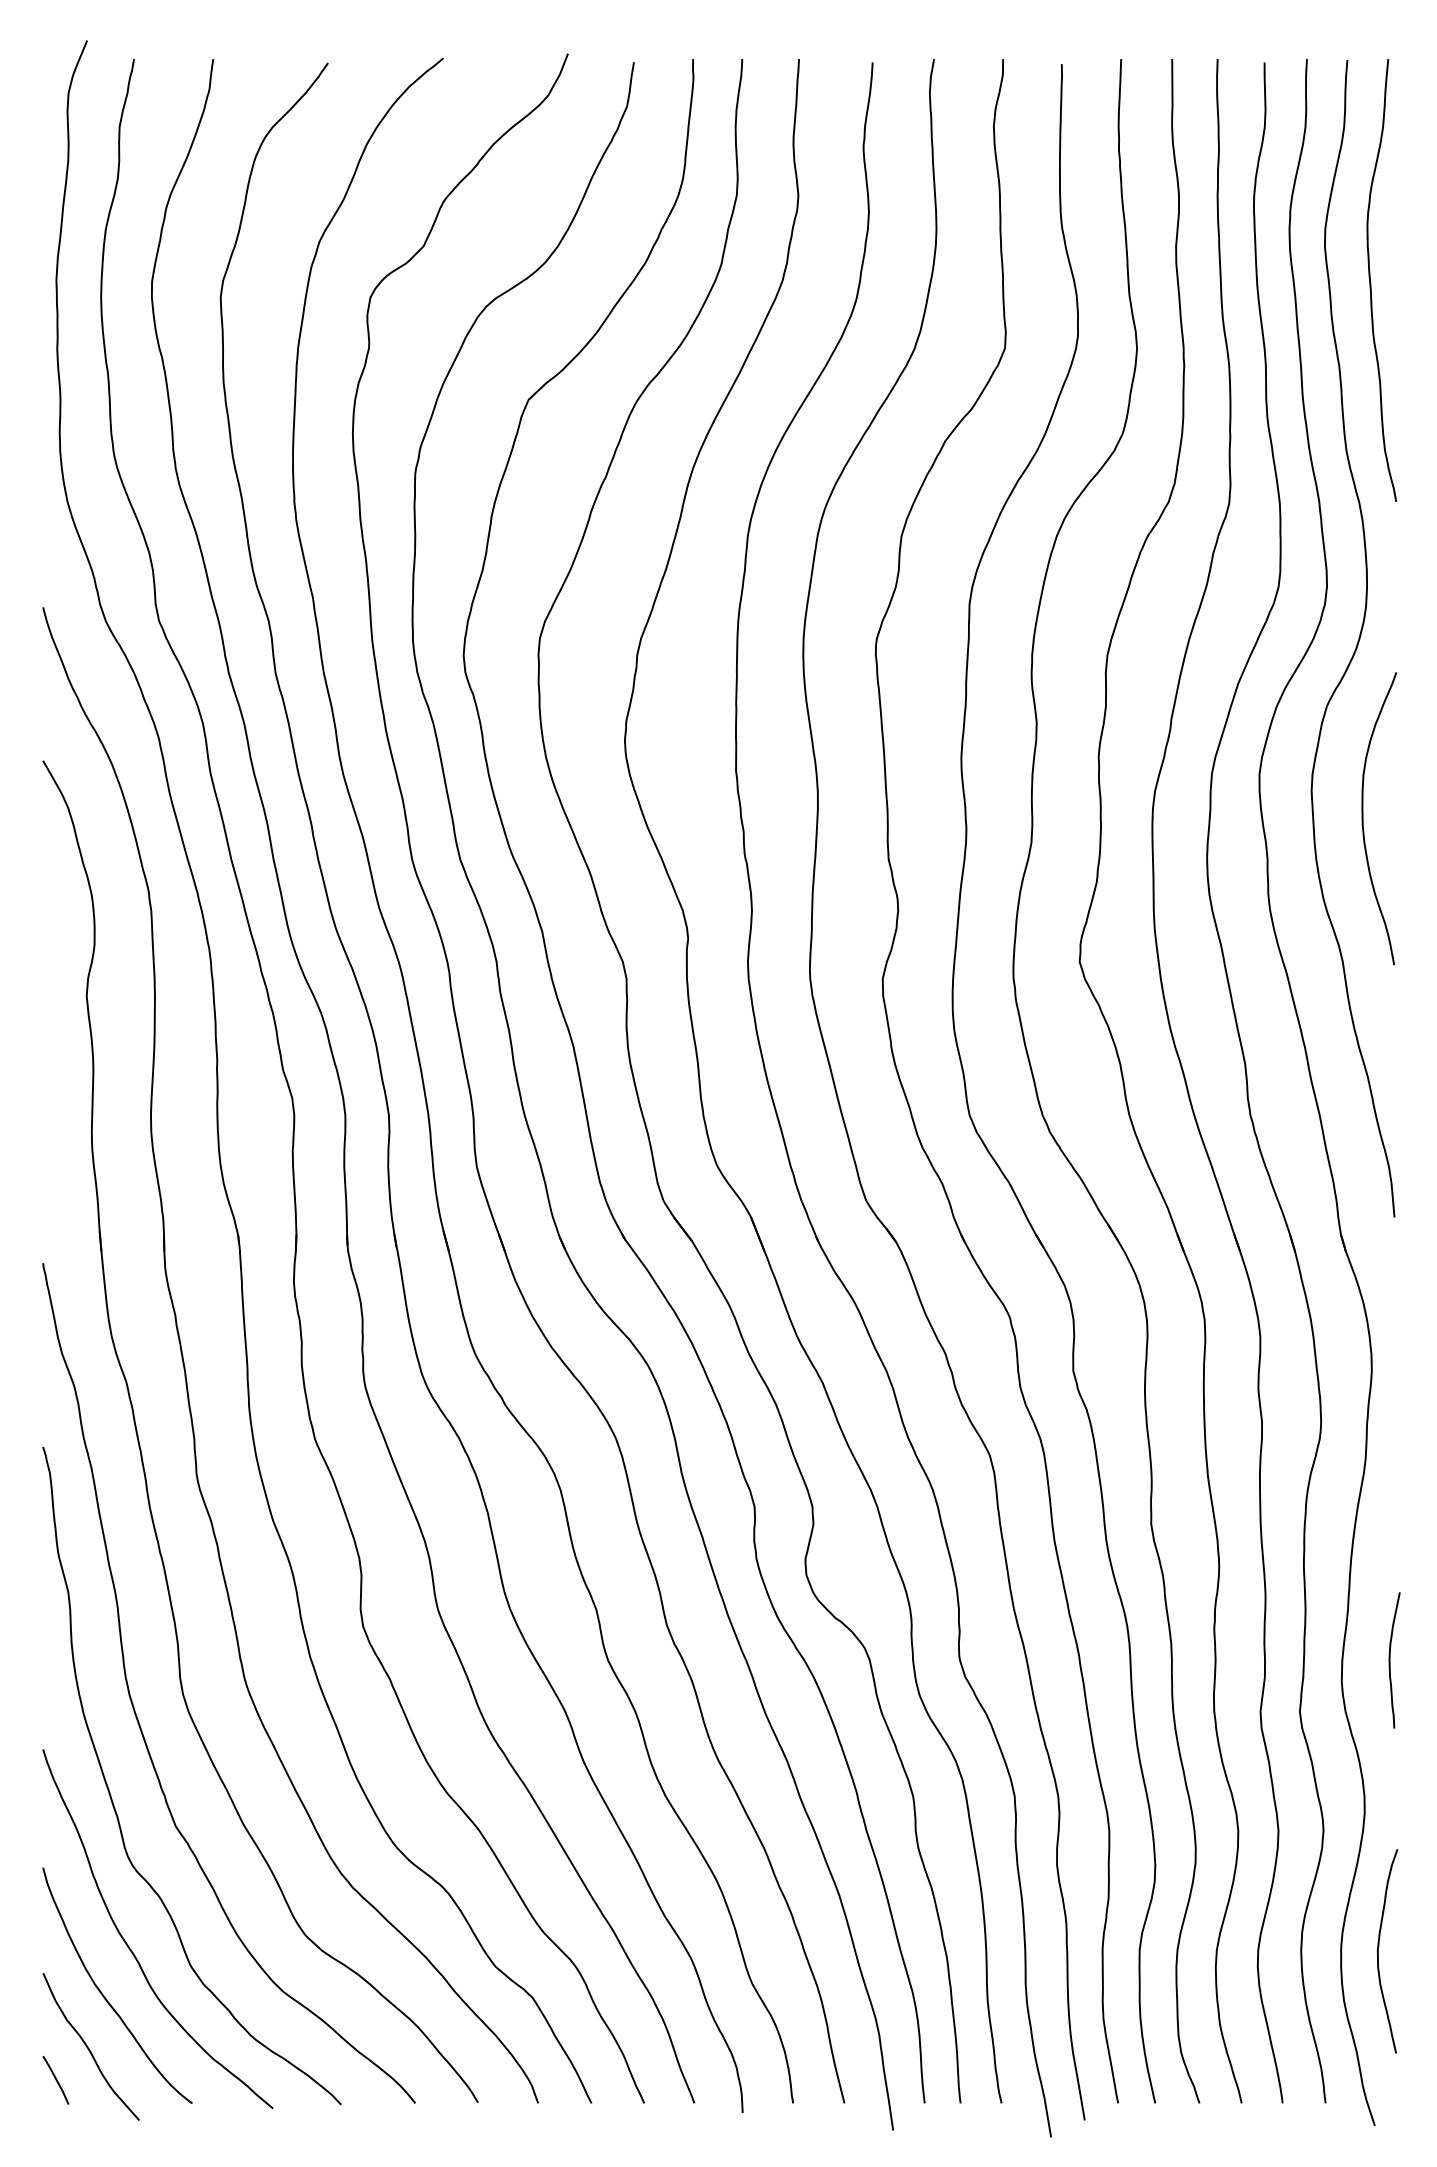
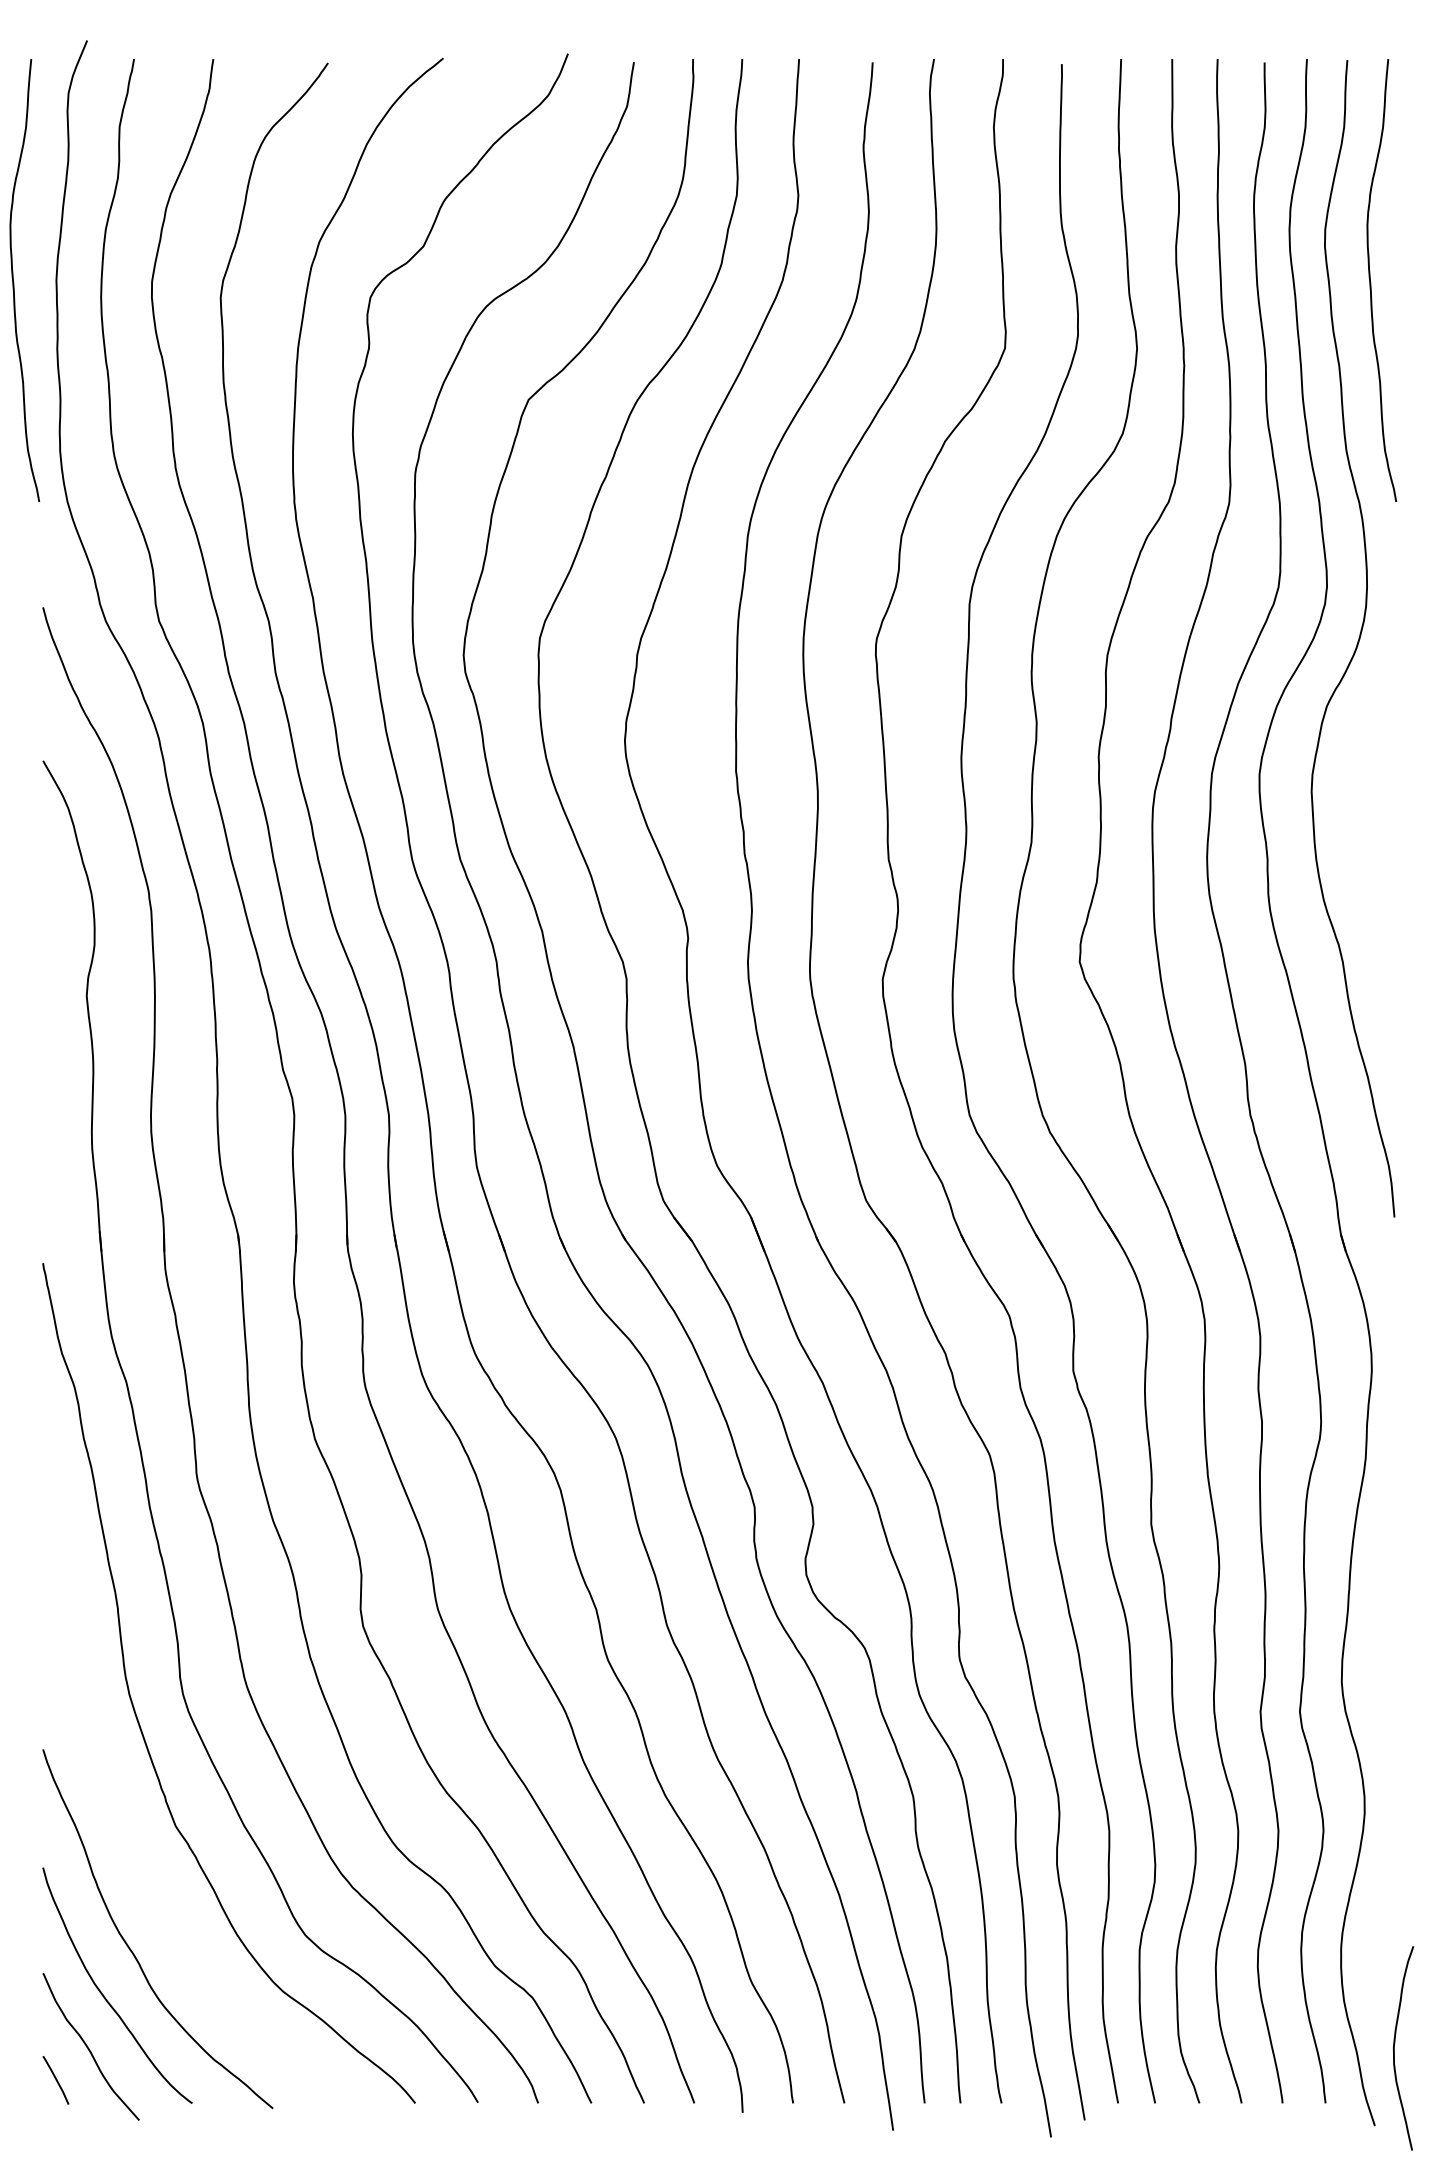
curve: none -> present (14, 282)
curve: present -> none (1363, 818)
curve: present -> none (1390, 1660)
curve: present -> none (112, 1798)
curve position: (1378, 1951) -> (1394, 2048) (1394, 2048)
